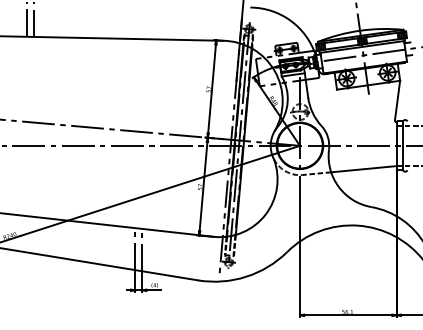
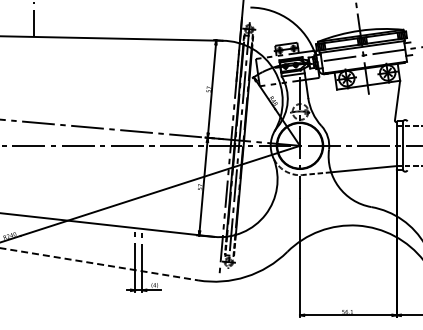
line: present -> none (27, 19)
line: solid -> dashed (99, 264)
